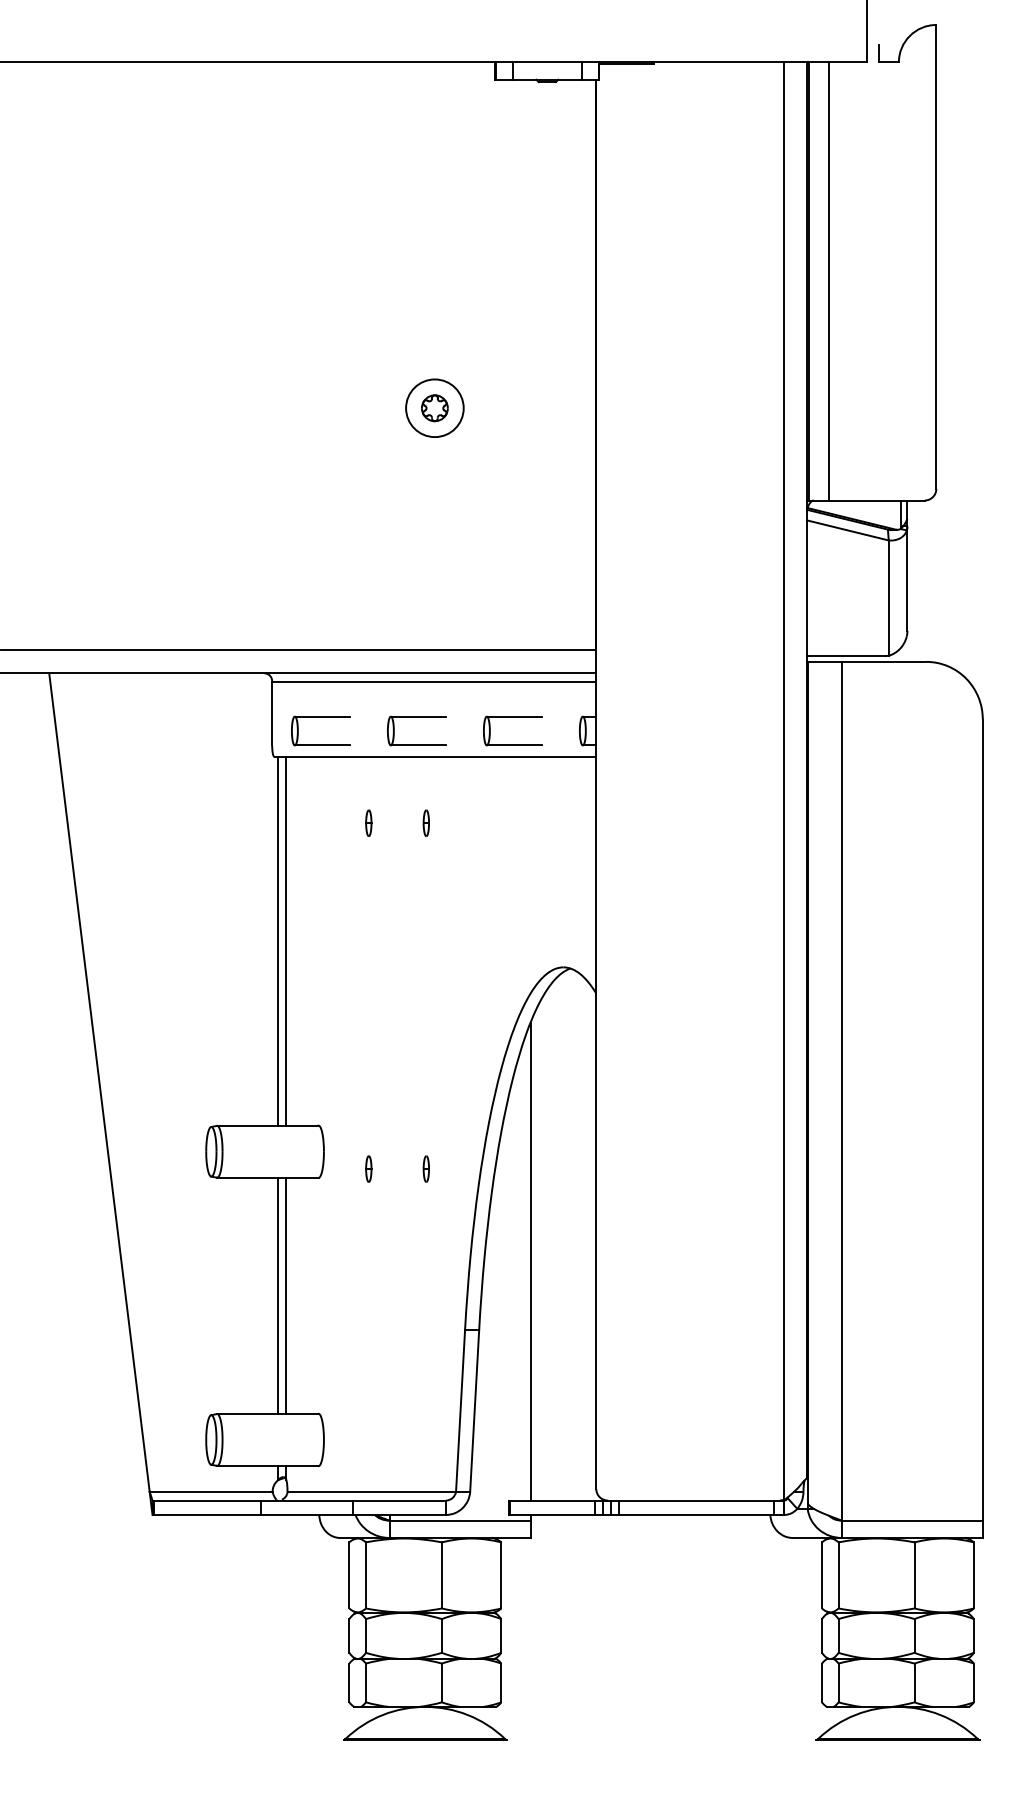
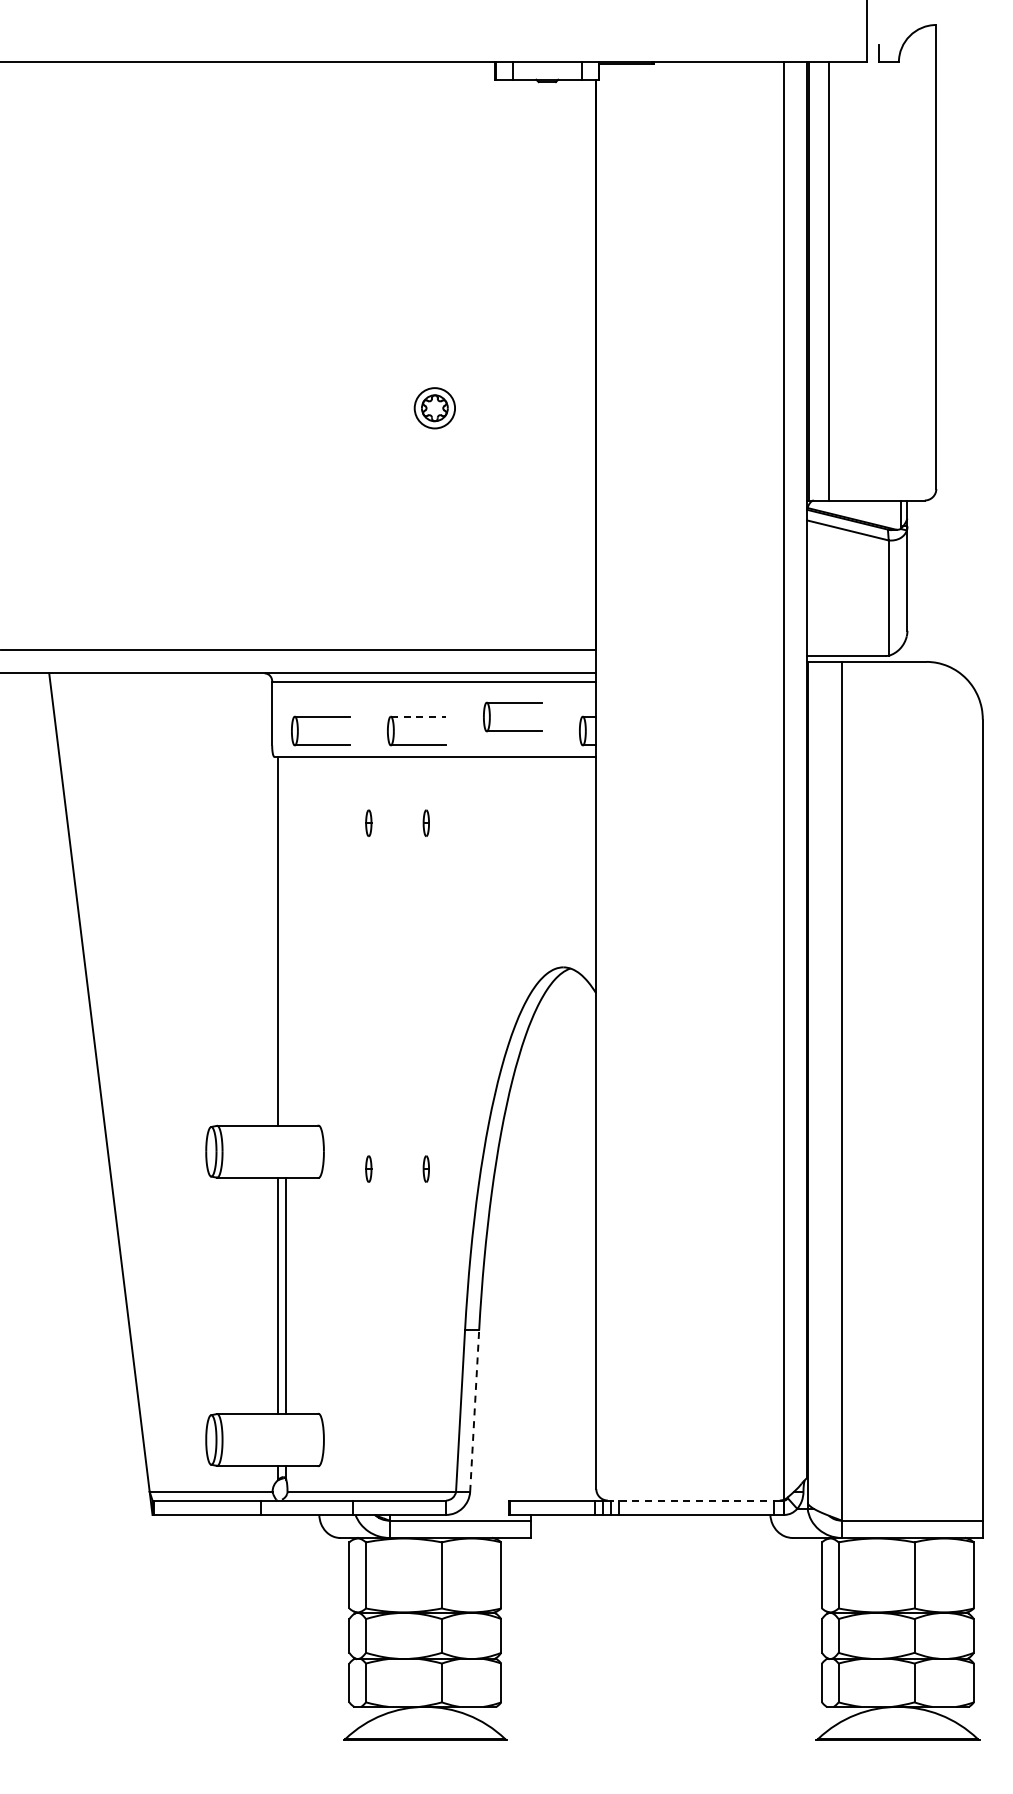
circle diameter: 58 px -> 40 px (434, 408)
line: solid -> dashed (418, 716)
part position: (512, 717) -> (512, 703) (512, 703)
line: present -> none (286, 941)
line: present -> none (530, 1261)
line: solid -> dashed (474, 1411)
line: solid -> dashed (693, 1500)
